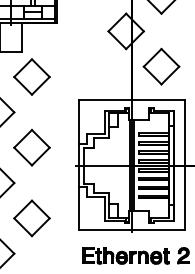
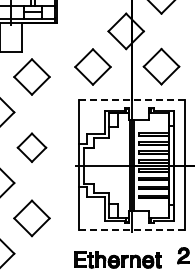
part: none -> present (92, 66)
line: solid -> dashed (132, 99)
part size: 38x38 px -> 32x31 px (31, 147)
line: solid -> dashed (131, 229)
part position: (125, 255) -> (117, 259) (117, 259)
